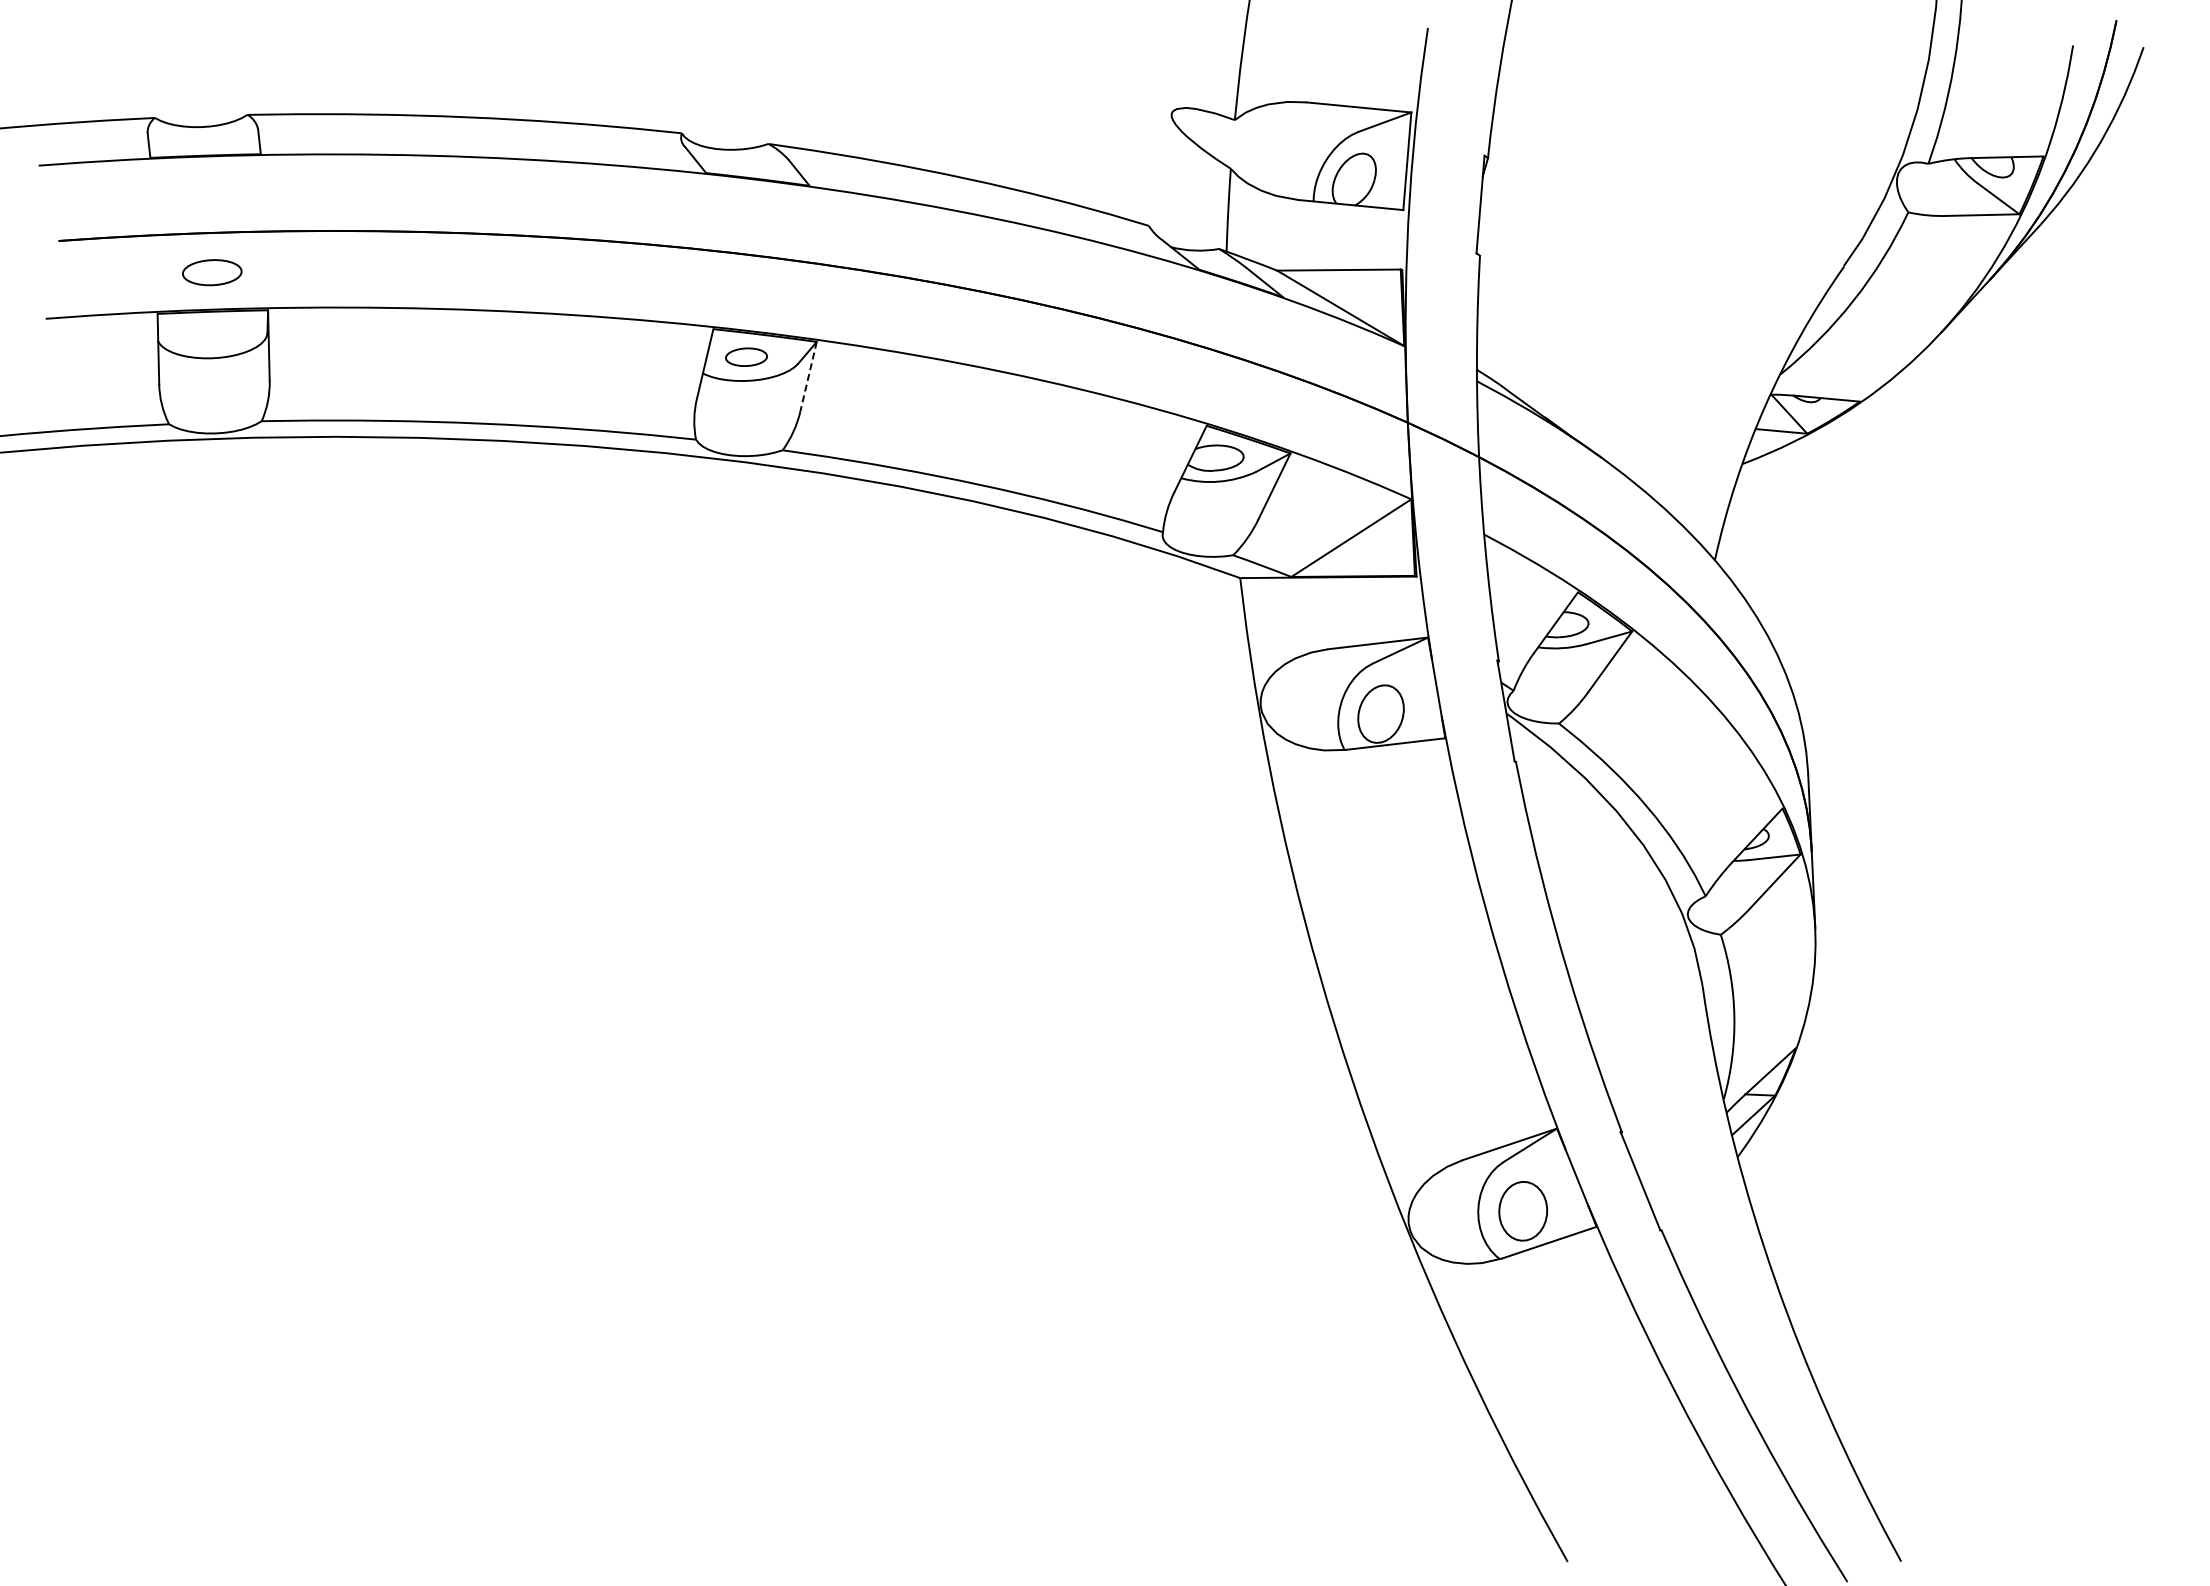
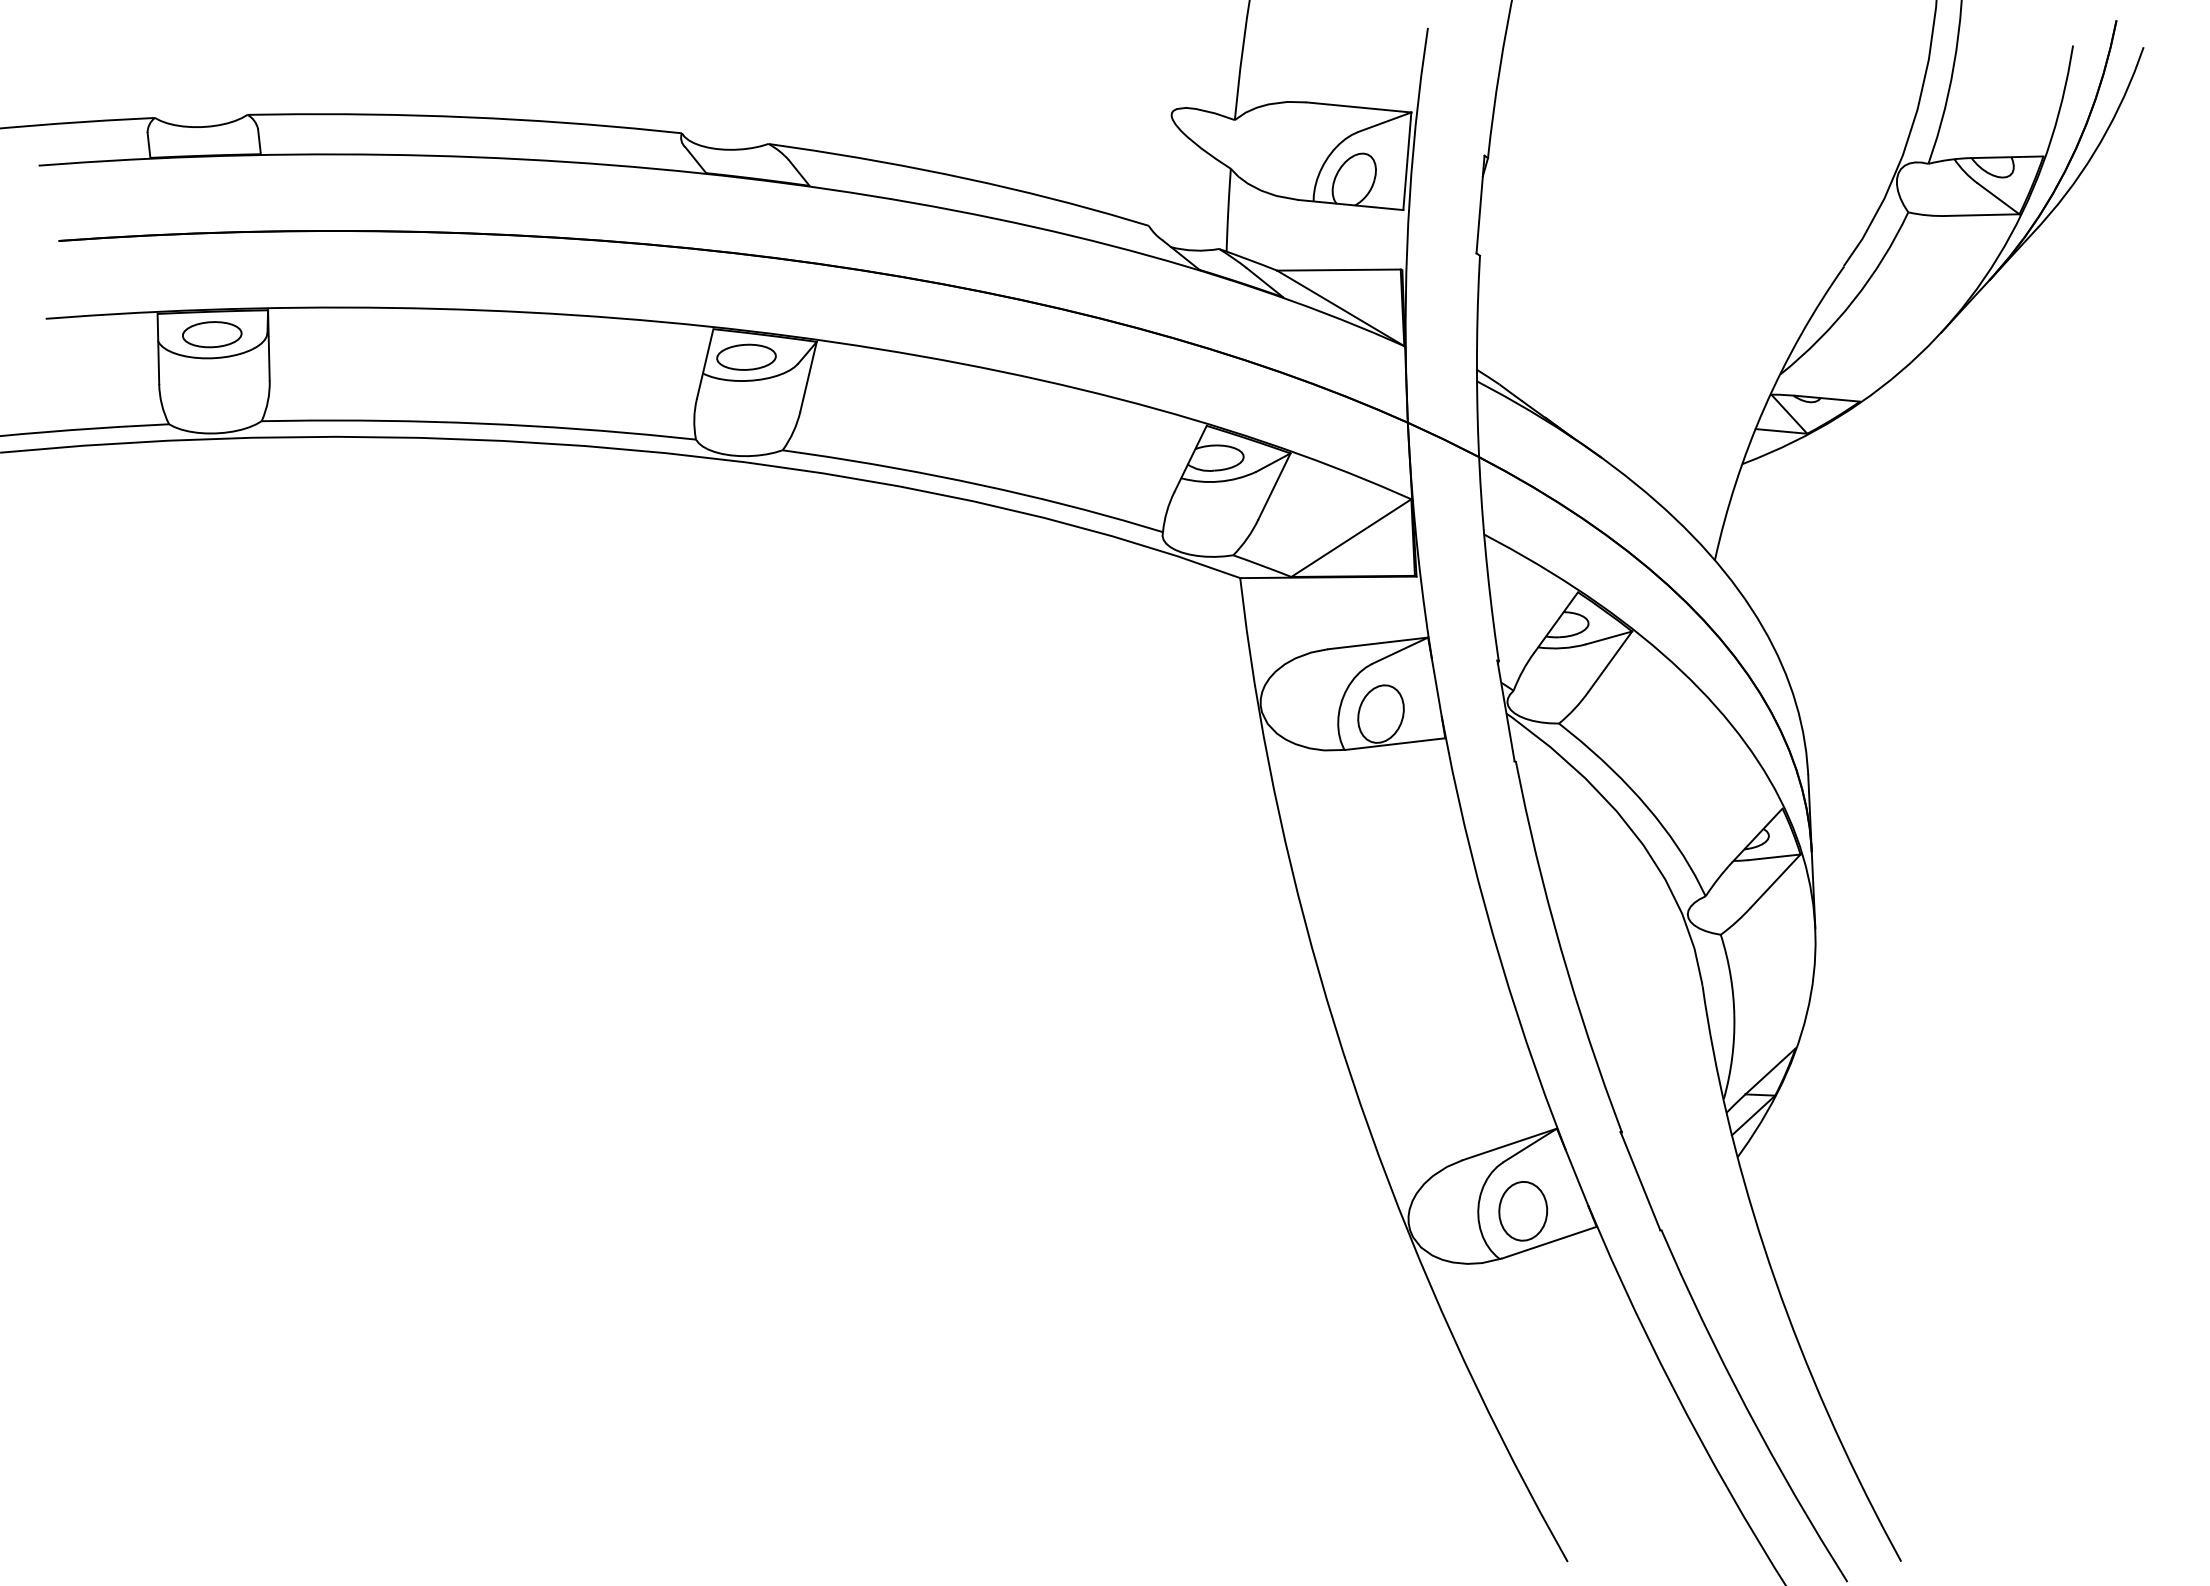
part position: (212, 272) -> (212, 334) (212, 334)
part size: 43x20 px -> 61x28 px (746, 356)
line: dashed -> solid (808, 376)
